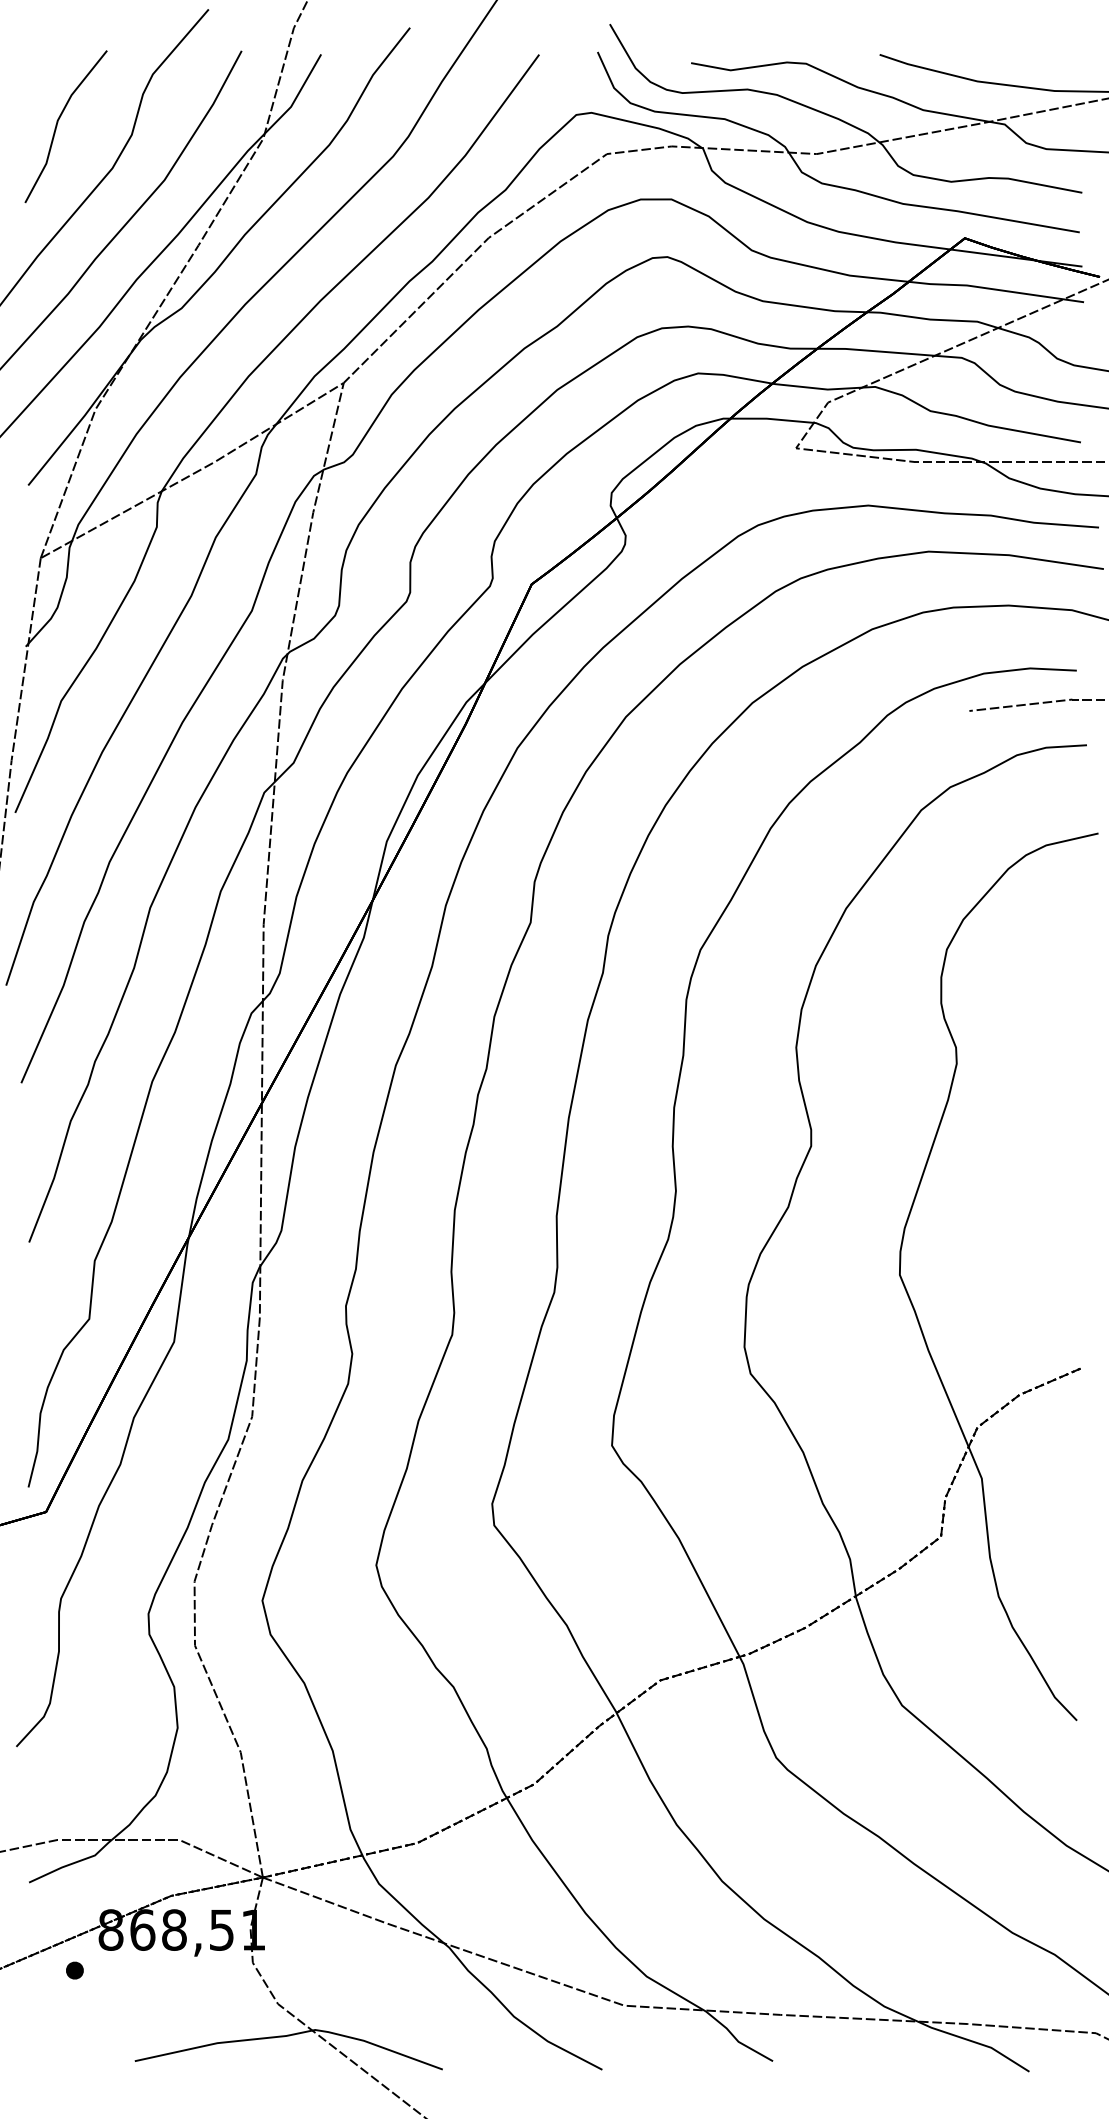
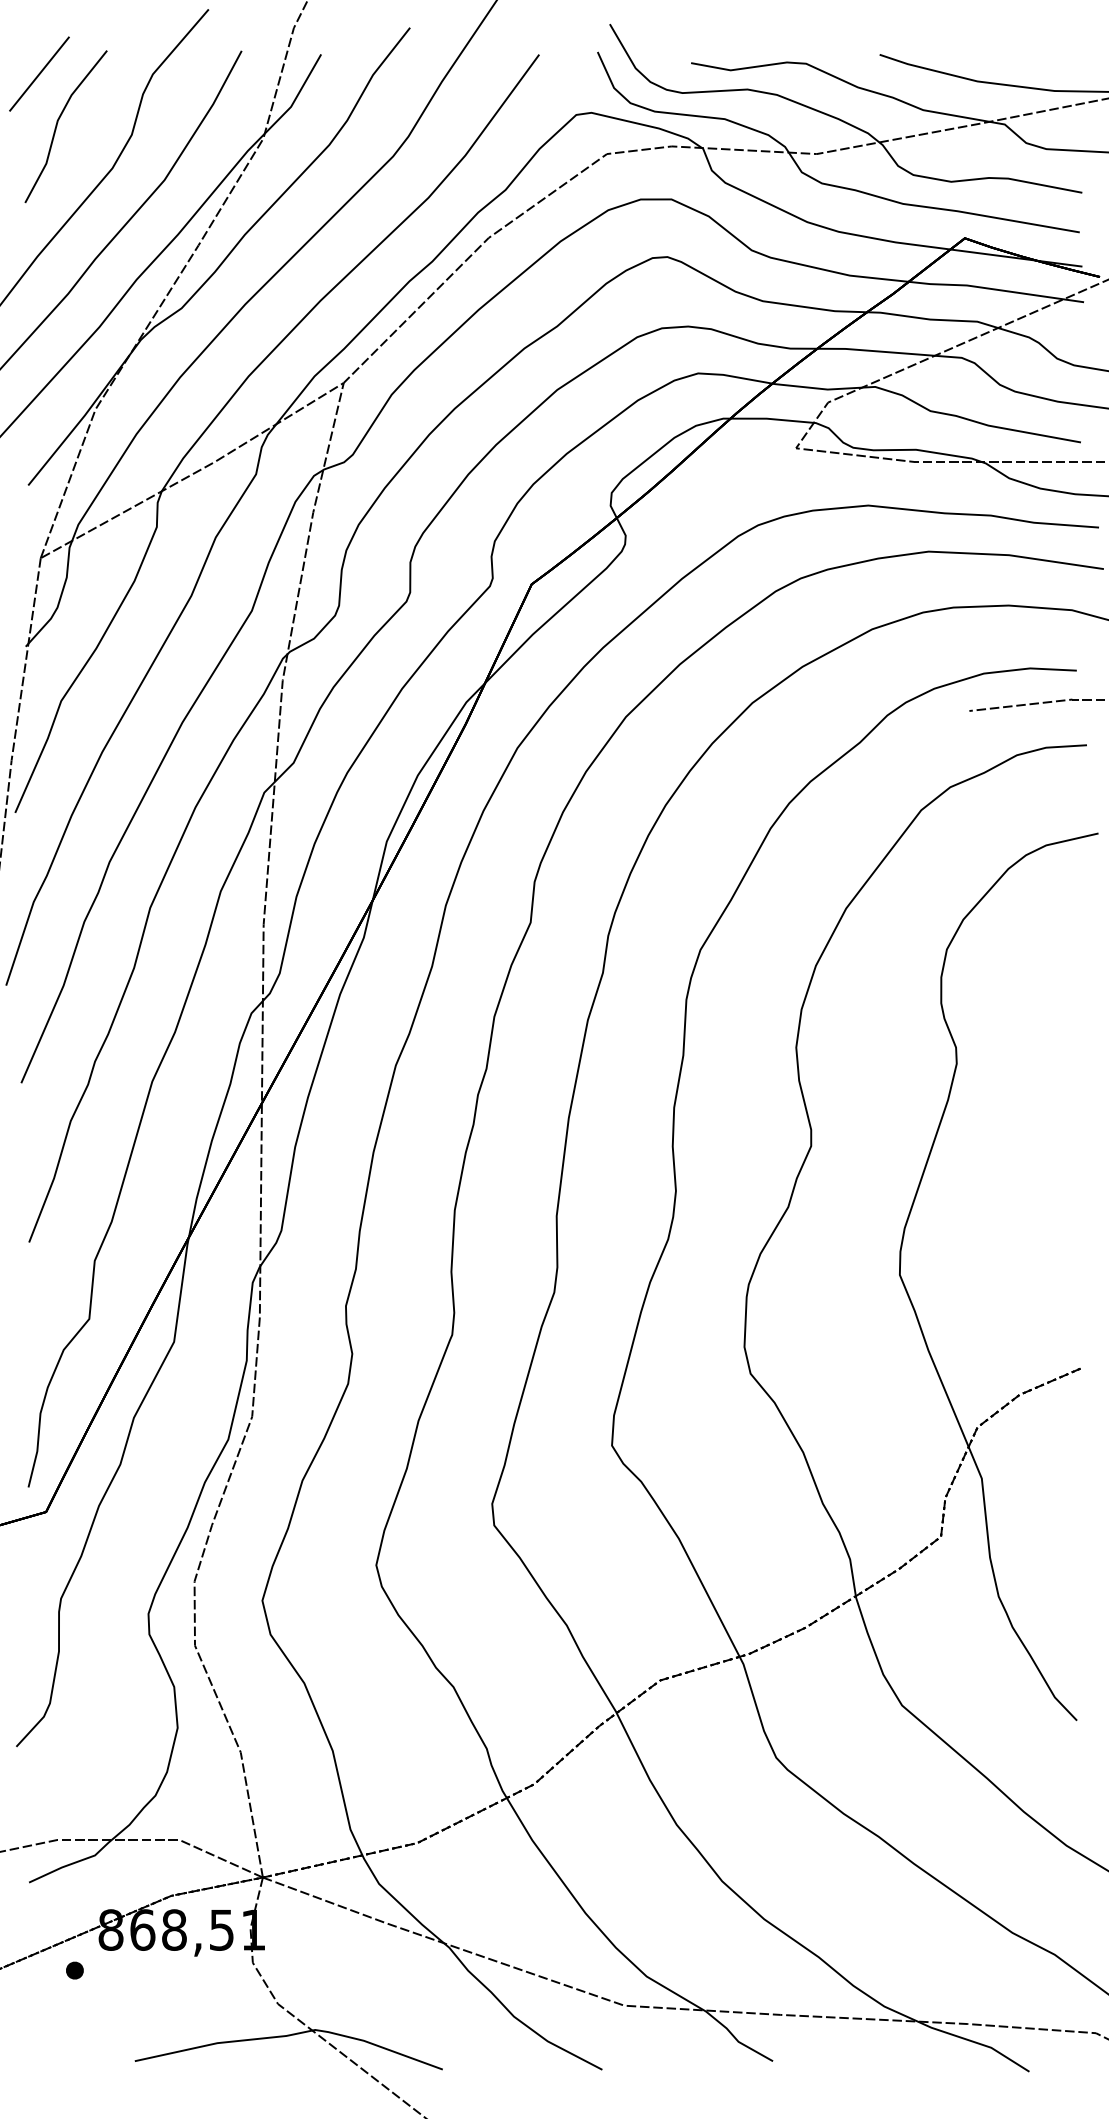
line: none -> present (39, 73)
